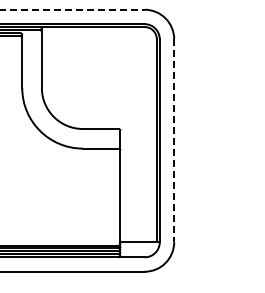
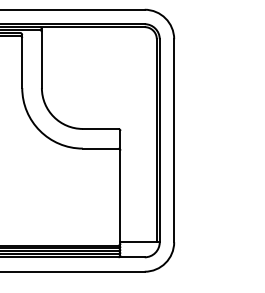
line: dashed -> solid (72, 9)
line: dashed -> solid (174, 140)
